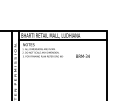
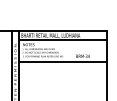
line: none -> present (63, 62)
